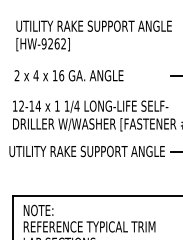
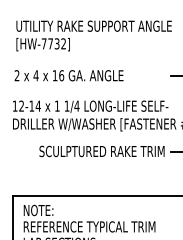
text: [HW-9262] -> [HW-7732] (50, 43)
text: UTILITY RAKE SUPPORT ANGLE -> SCULPTURED RAKE TRIM (86, 151)
